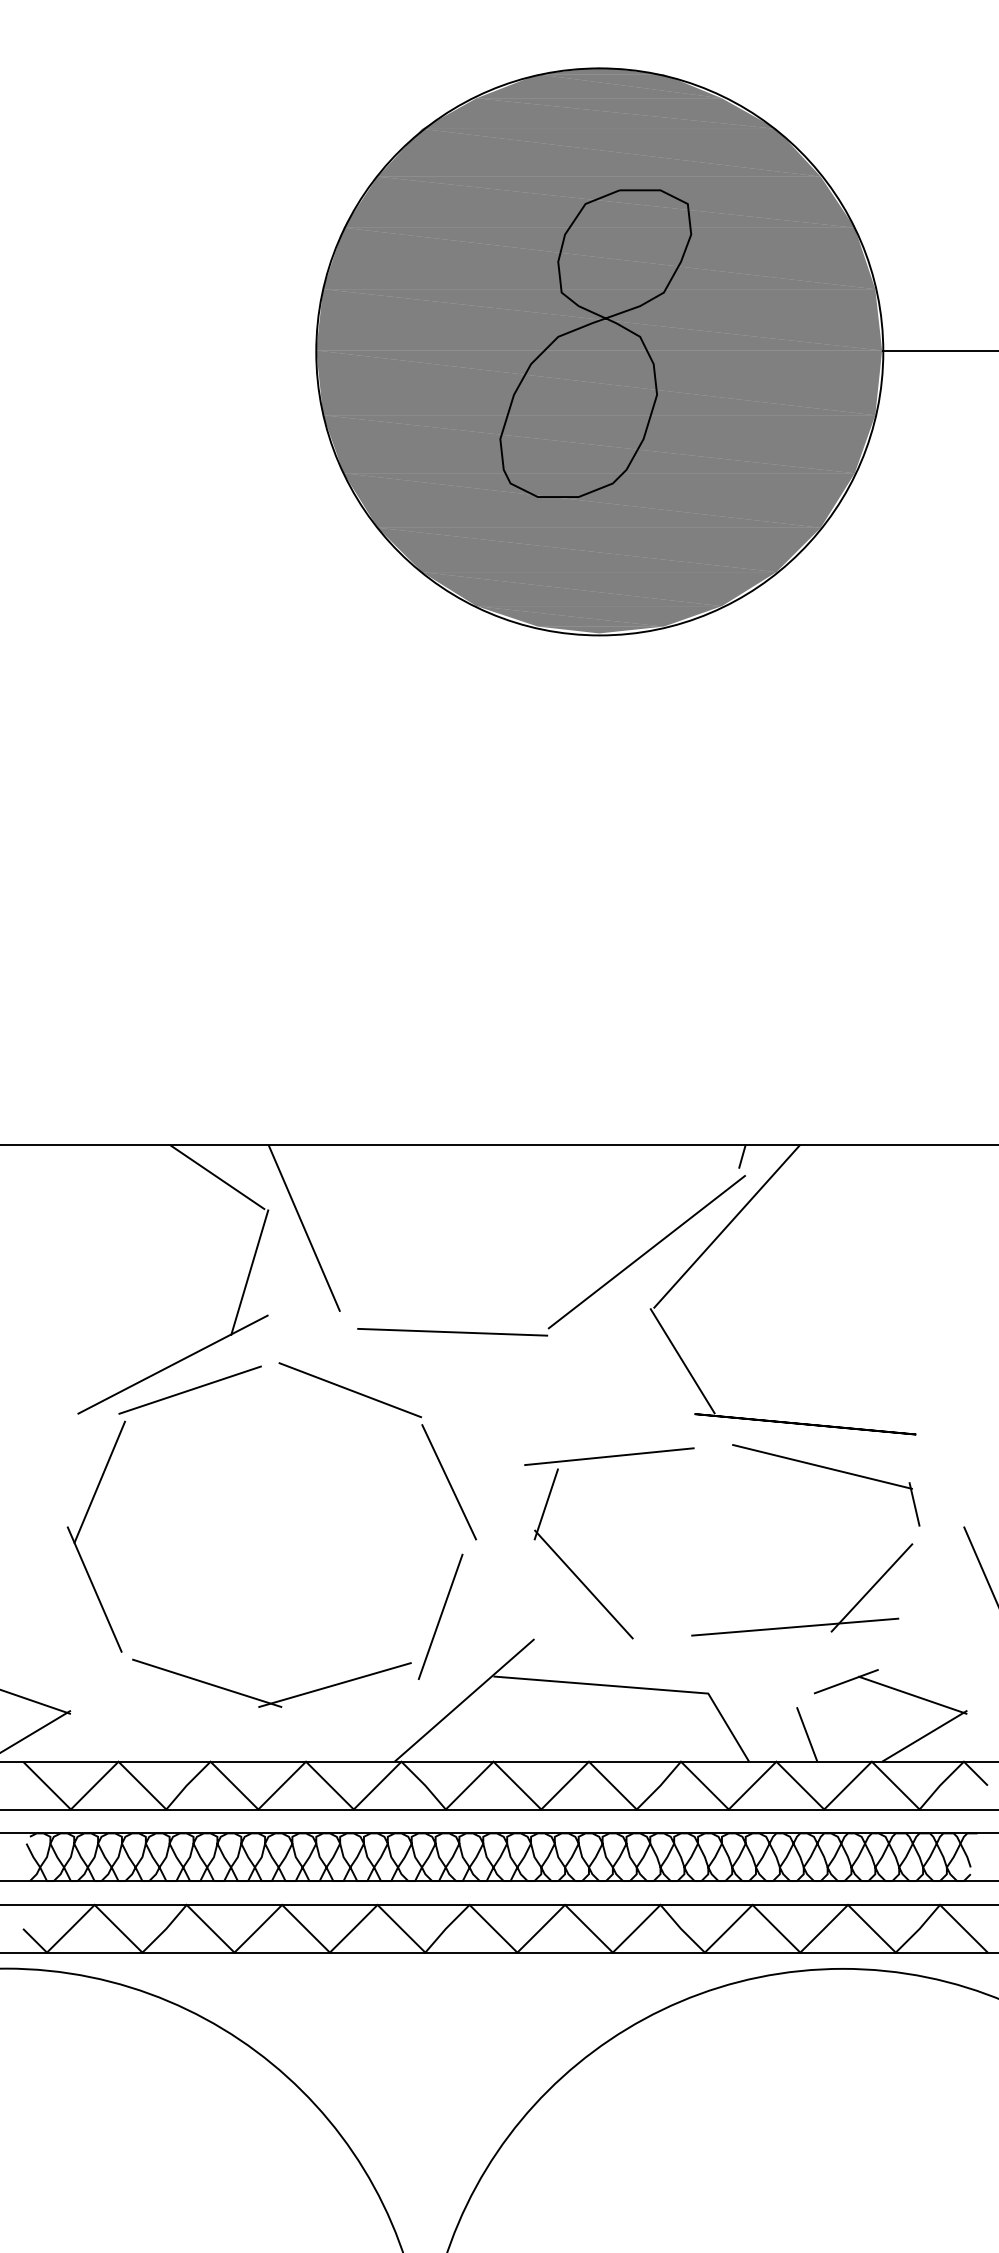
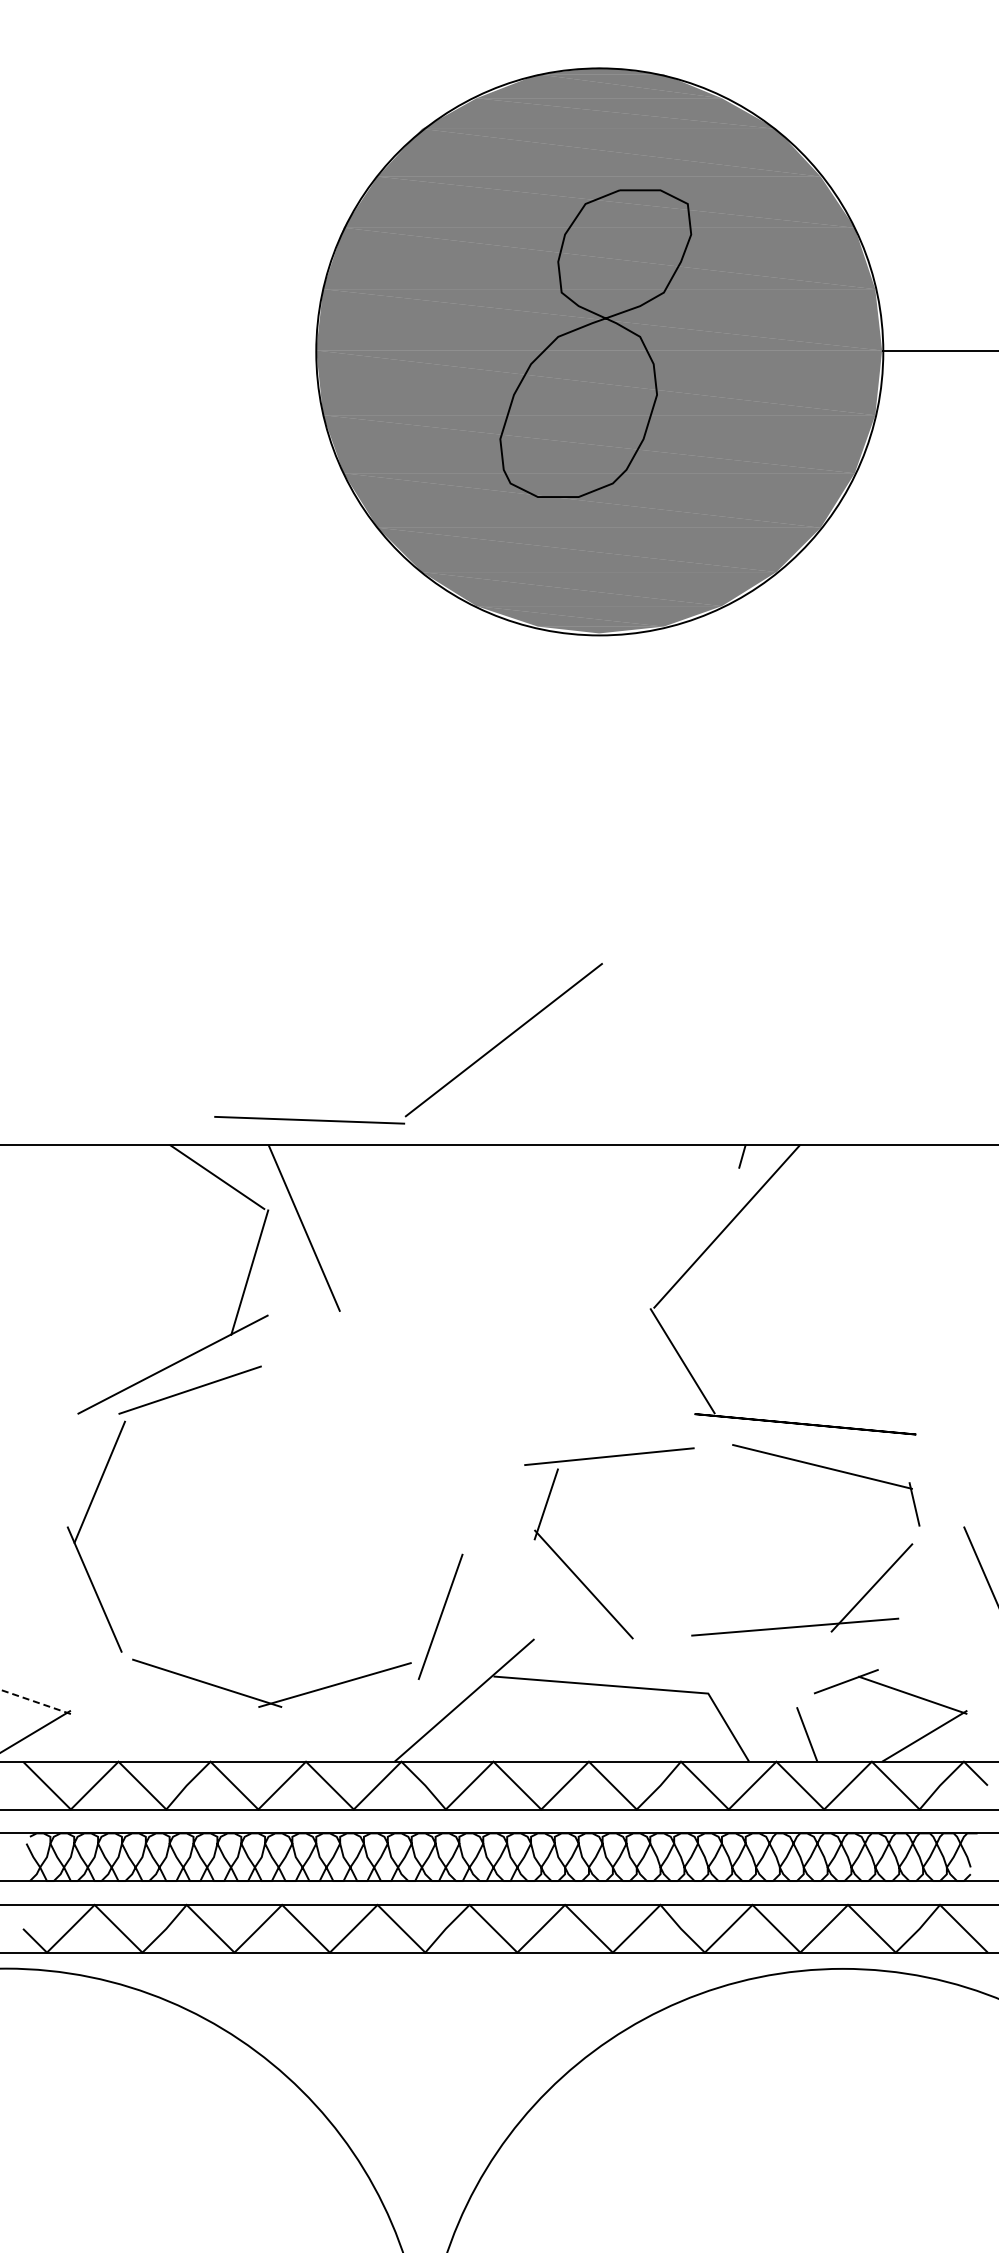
part position: (582, 1300) -> (439, 1088) (439, 1088)
part: present -> none (392, 1407)
line: solid -> dashed (35, 1701)
